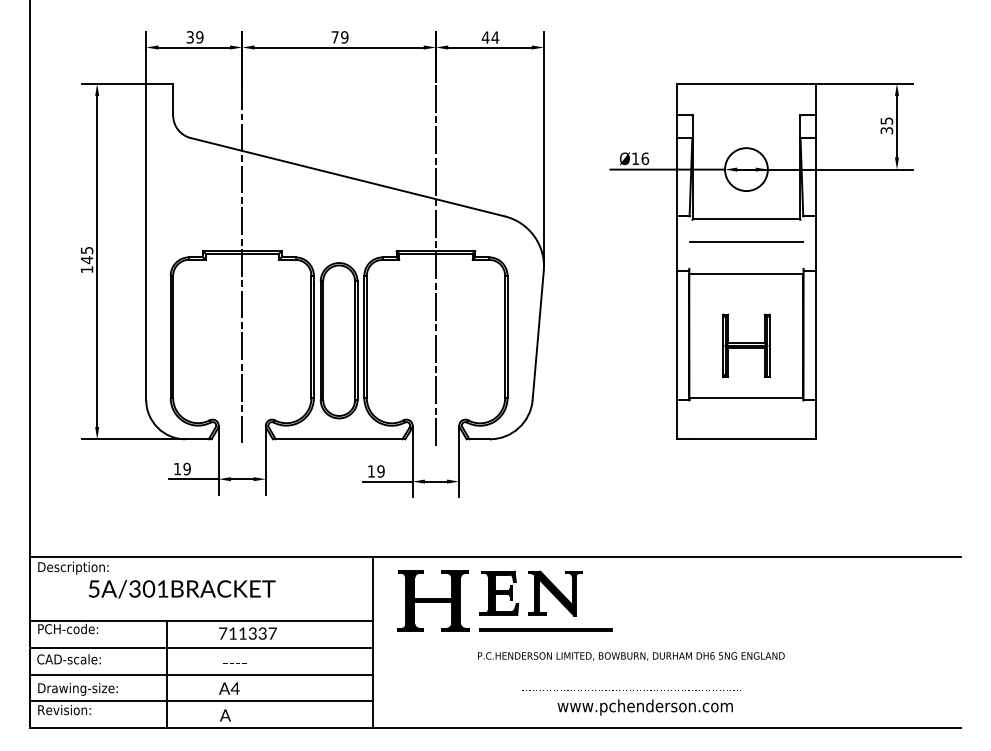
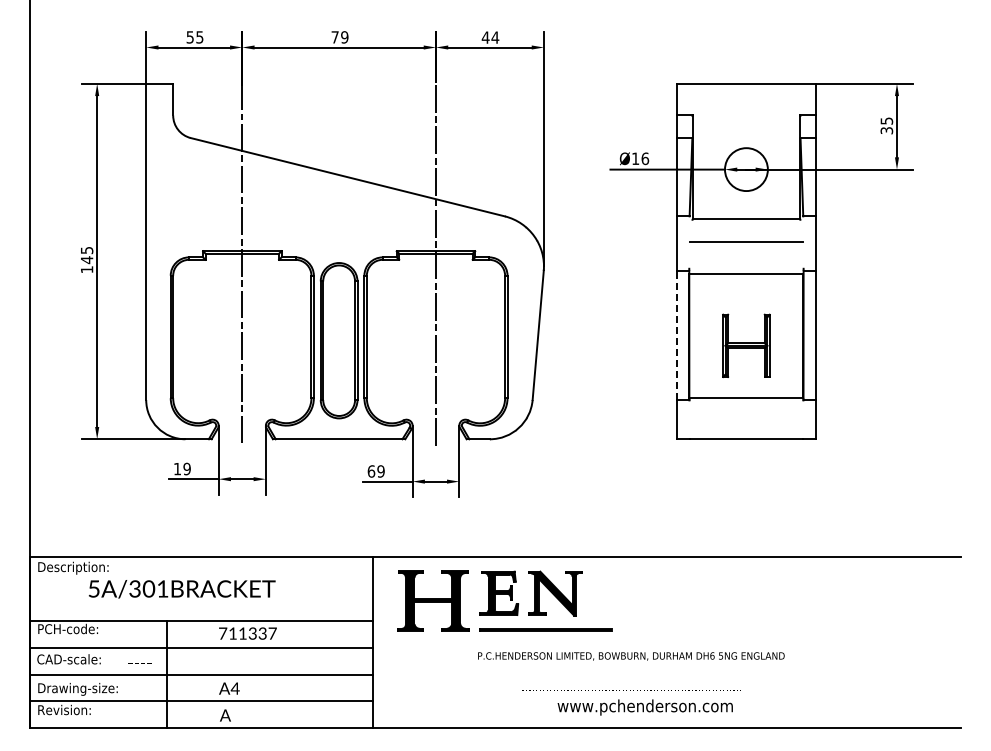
text: 39 -> 55 (195, 37)
line: solid -> dashed (676, 335)
text: 19 -> 69 (371, 471)
text position: (234, 663) -> (139, 663) (139, 663)
